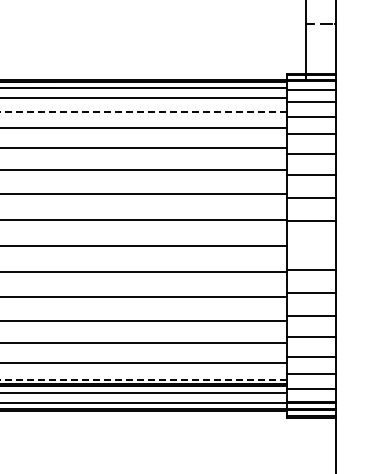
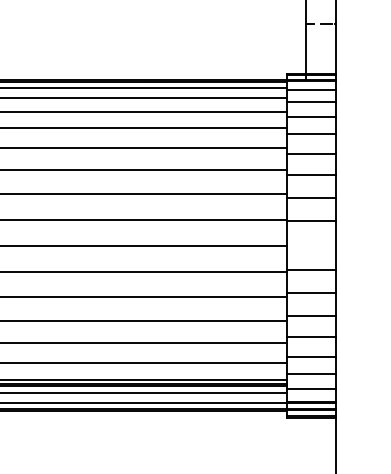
line: dashed -> solid (144, 111)
line: dashed -> solid (143, 379)
